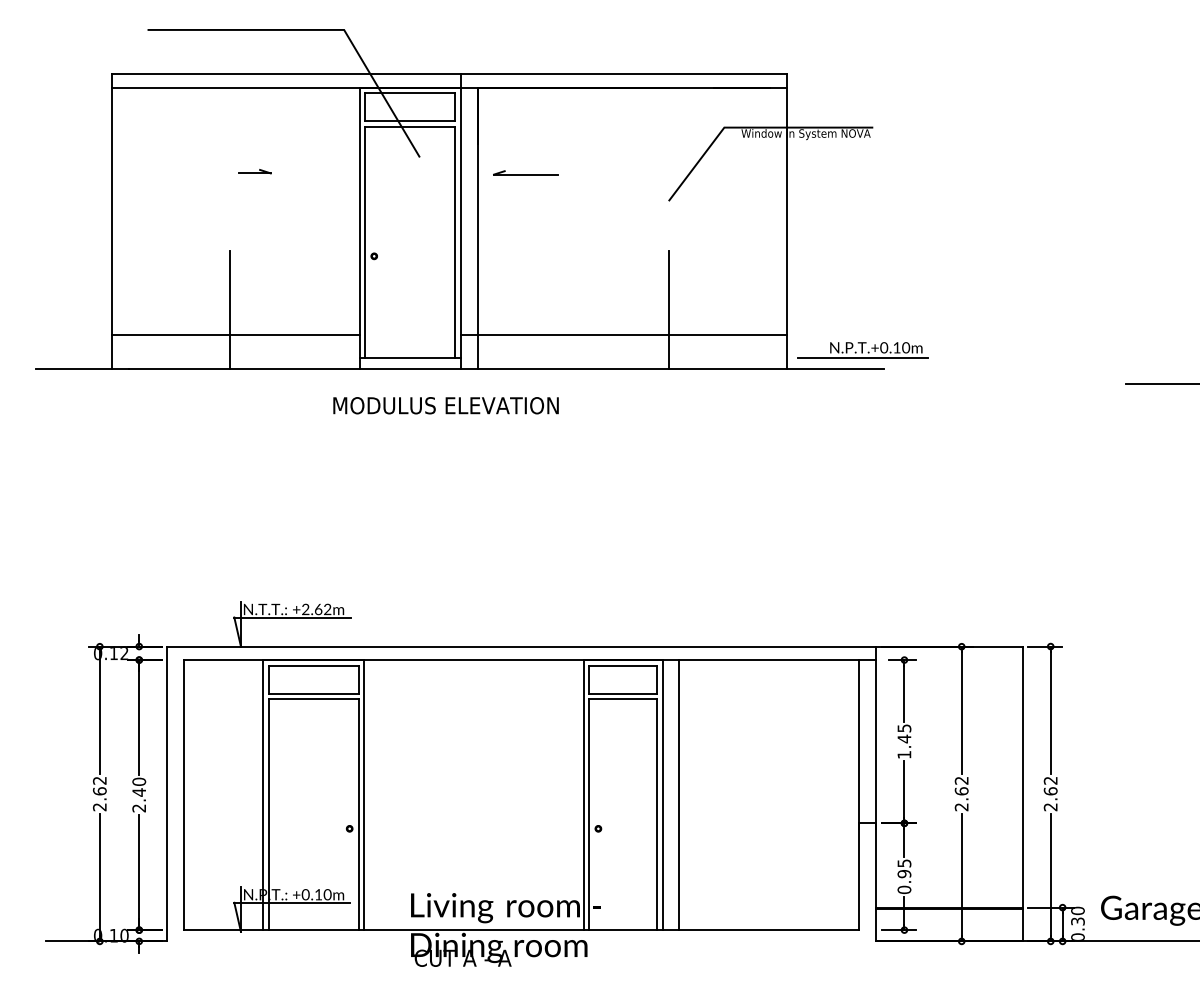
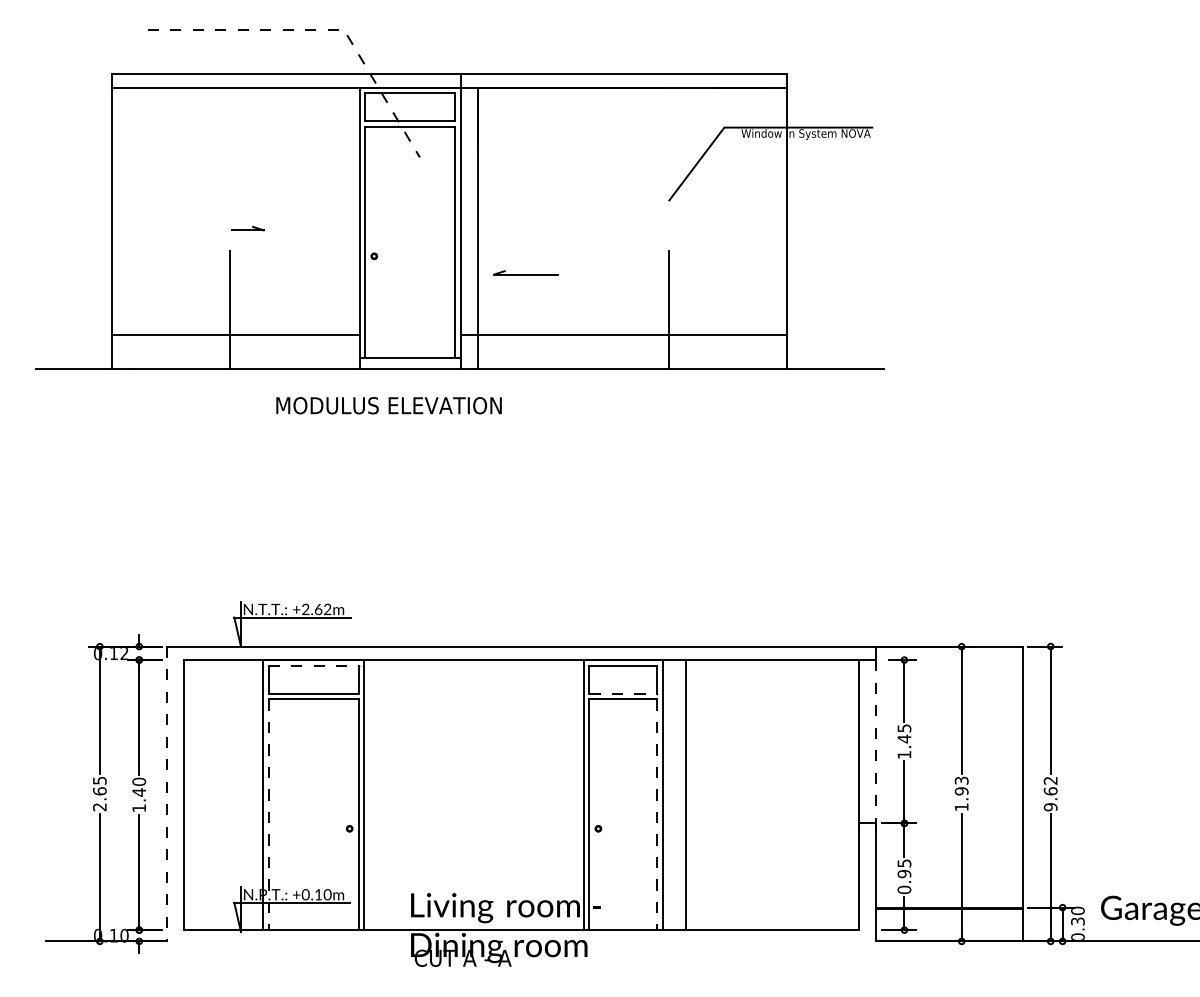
line: solid -> dashed (321, 29)
part position: (254, 171) -> (247, 228) (247, 228)
part position: (525, 172) -> (525, 272) (525, 272)
part: present -> none (862, 350)
line: present -> none (1160, 384)
text position: (445, 405) -> (388, 405) (388, 405)
line: solid -> dashed (314, 665)
line: solid -> dashed (623, 693)
line: solid -> dashed (876, 744)
text: 2.62 -> 2.65 (99, 780)
text: 2.62 -> 1.93 (961, 793)
line: solid -> dashed (167, 794)
line position: (679, 795) -> (686, 795) (686, 795)
text: 2.62 -> 9.62 (1050, 807)
text: 2.40 -> 1.40 (138, 808)
line: solid -> dashed (268, 815)
line: solid -> dashed (656, 815)
